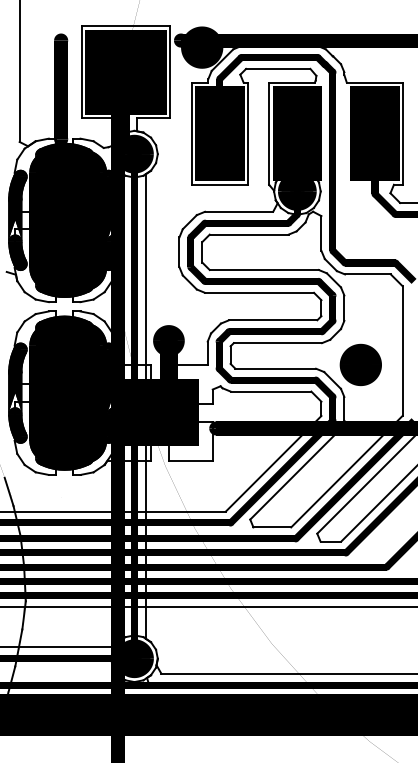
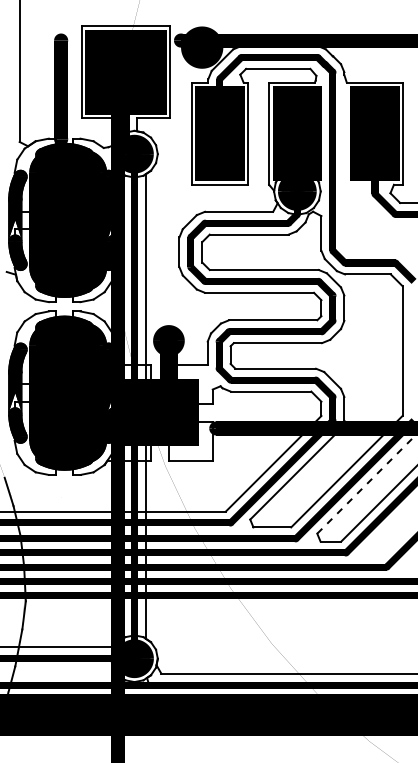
part: present -> none (360, 364)
line: solid -> dashed (367, 483)
line: present -> none (208, 606)
